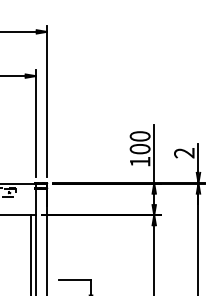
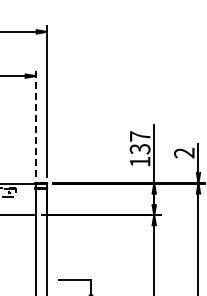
line: solid -> dashed (35, 123)
text: 100 -> 137 (139, 142)
line: present -> none (30, 253)
